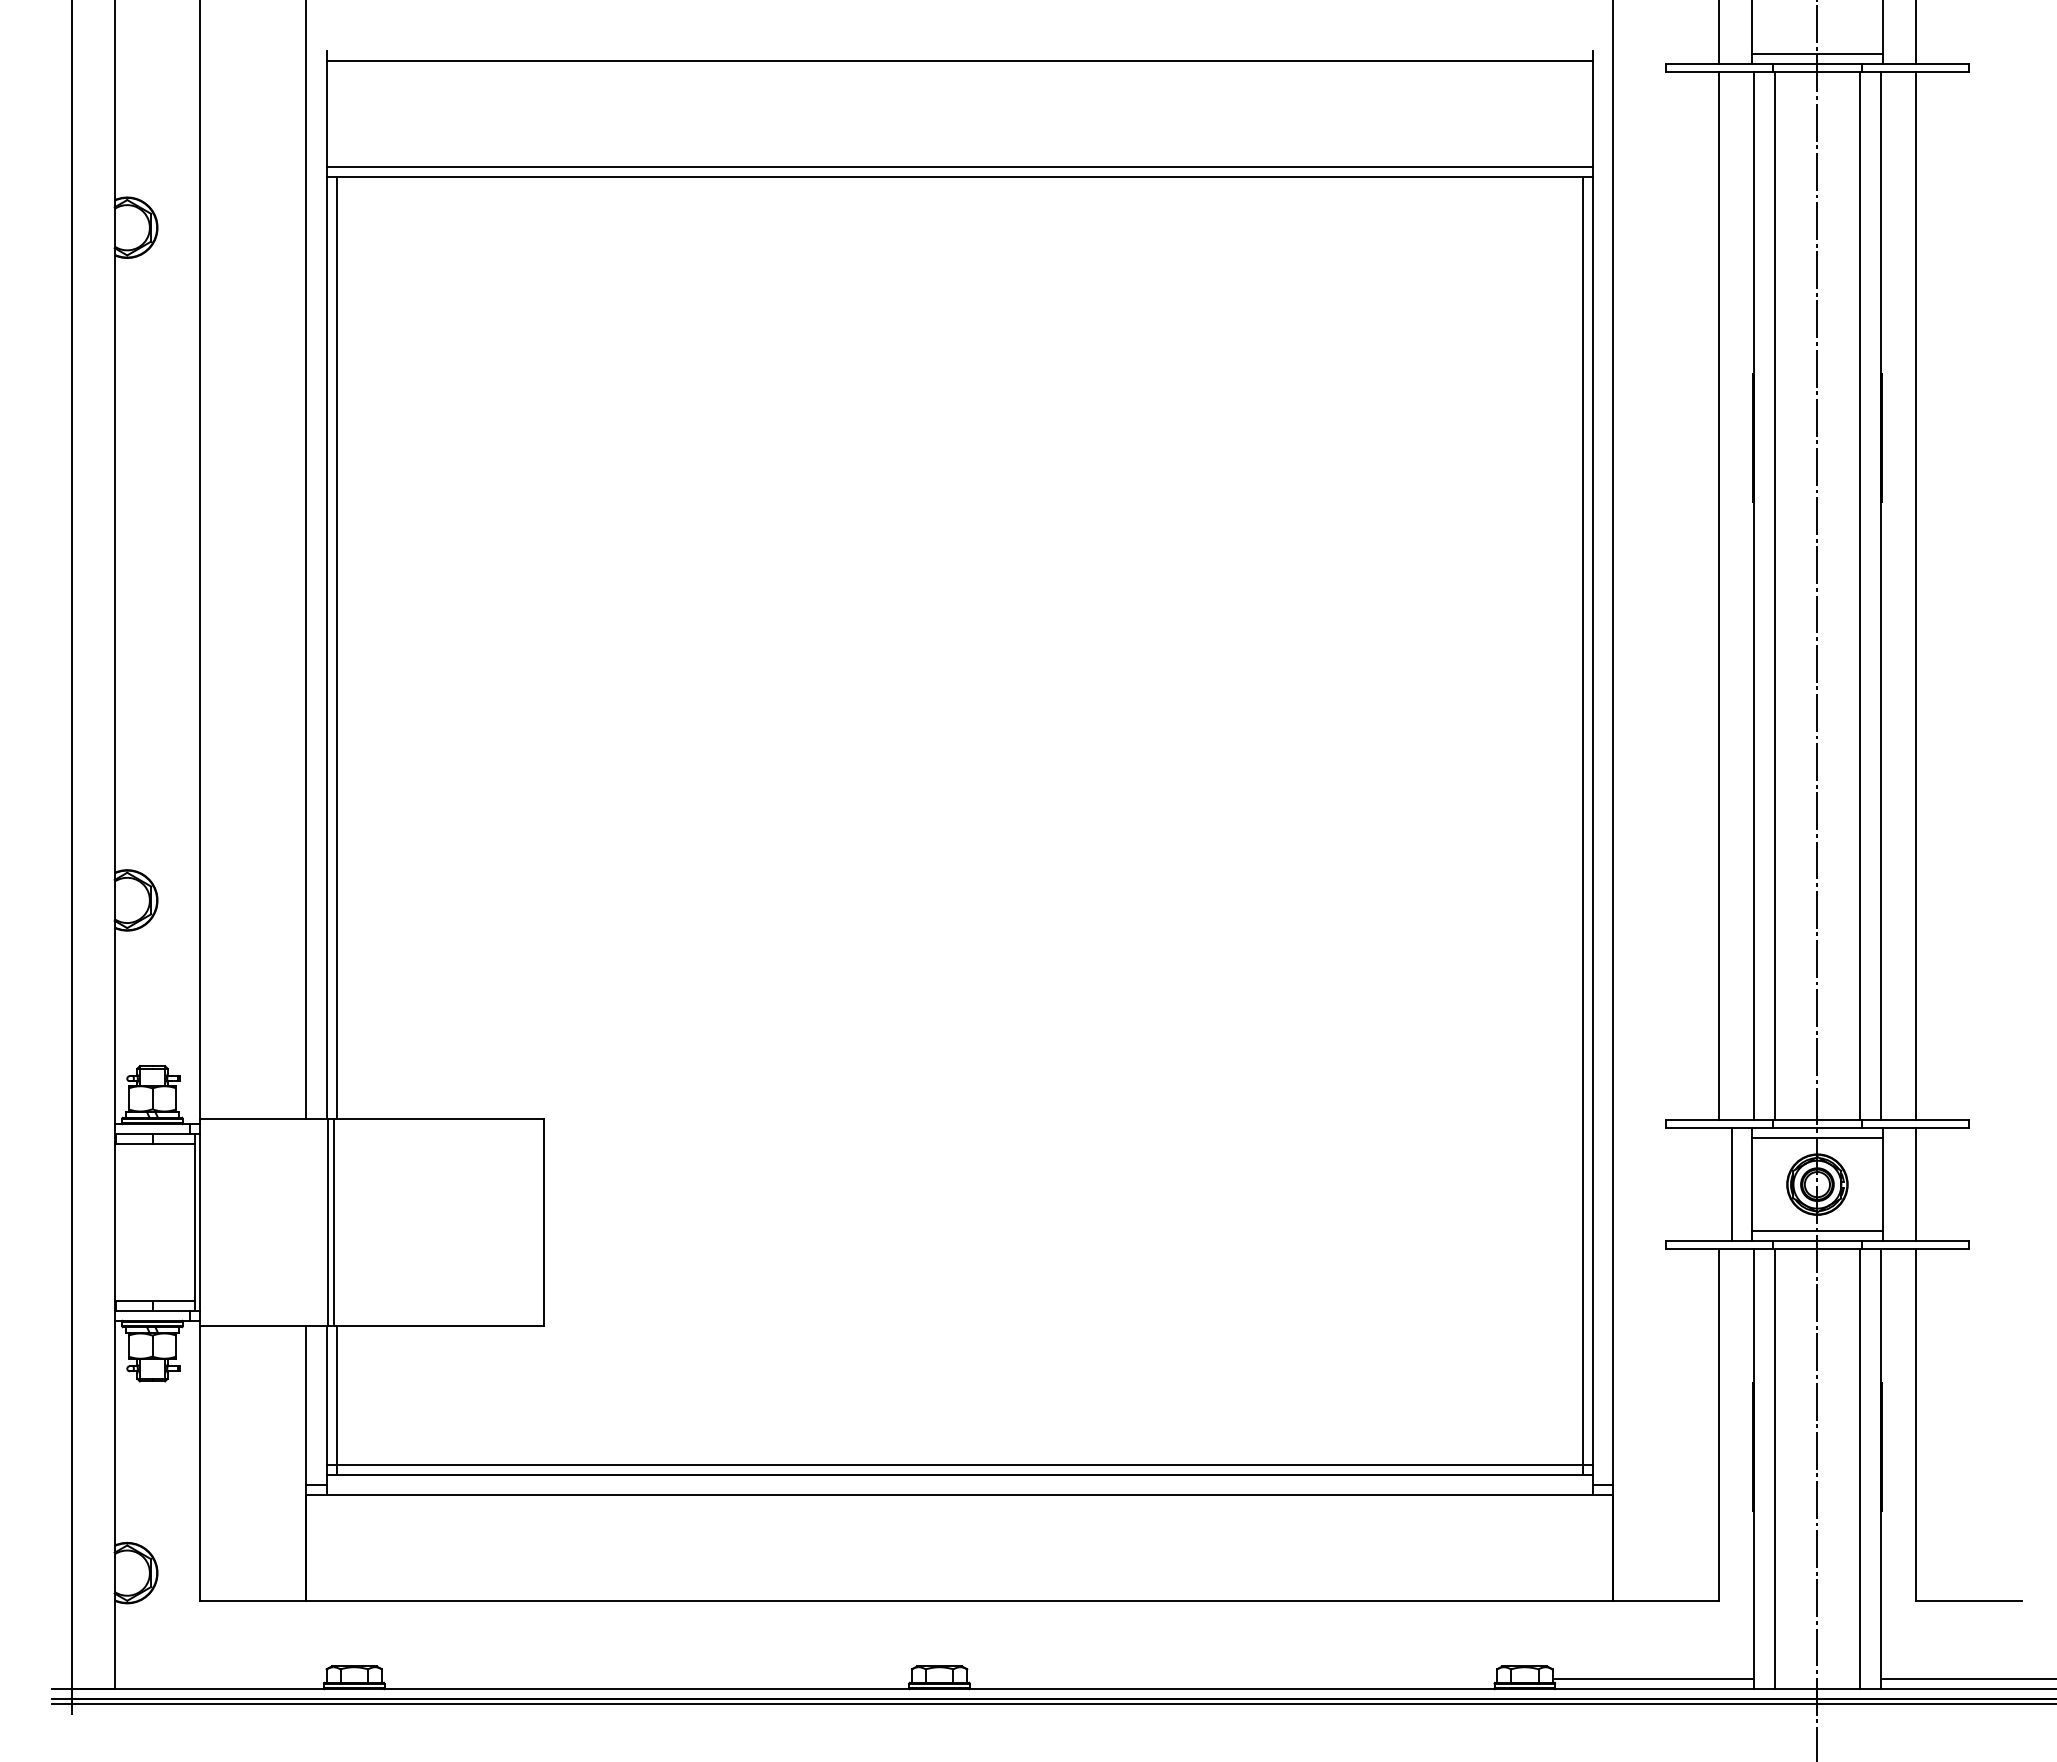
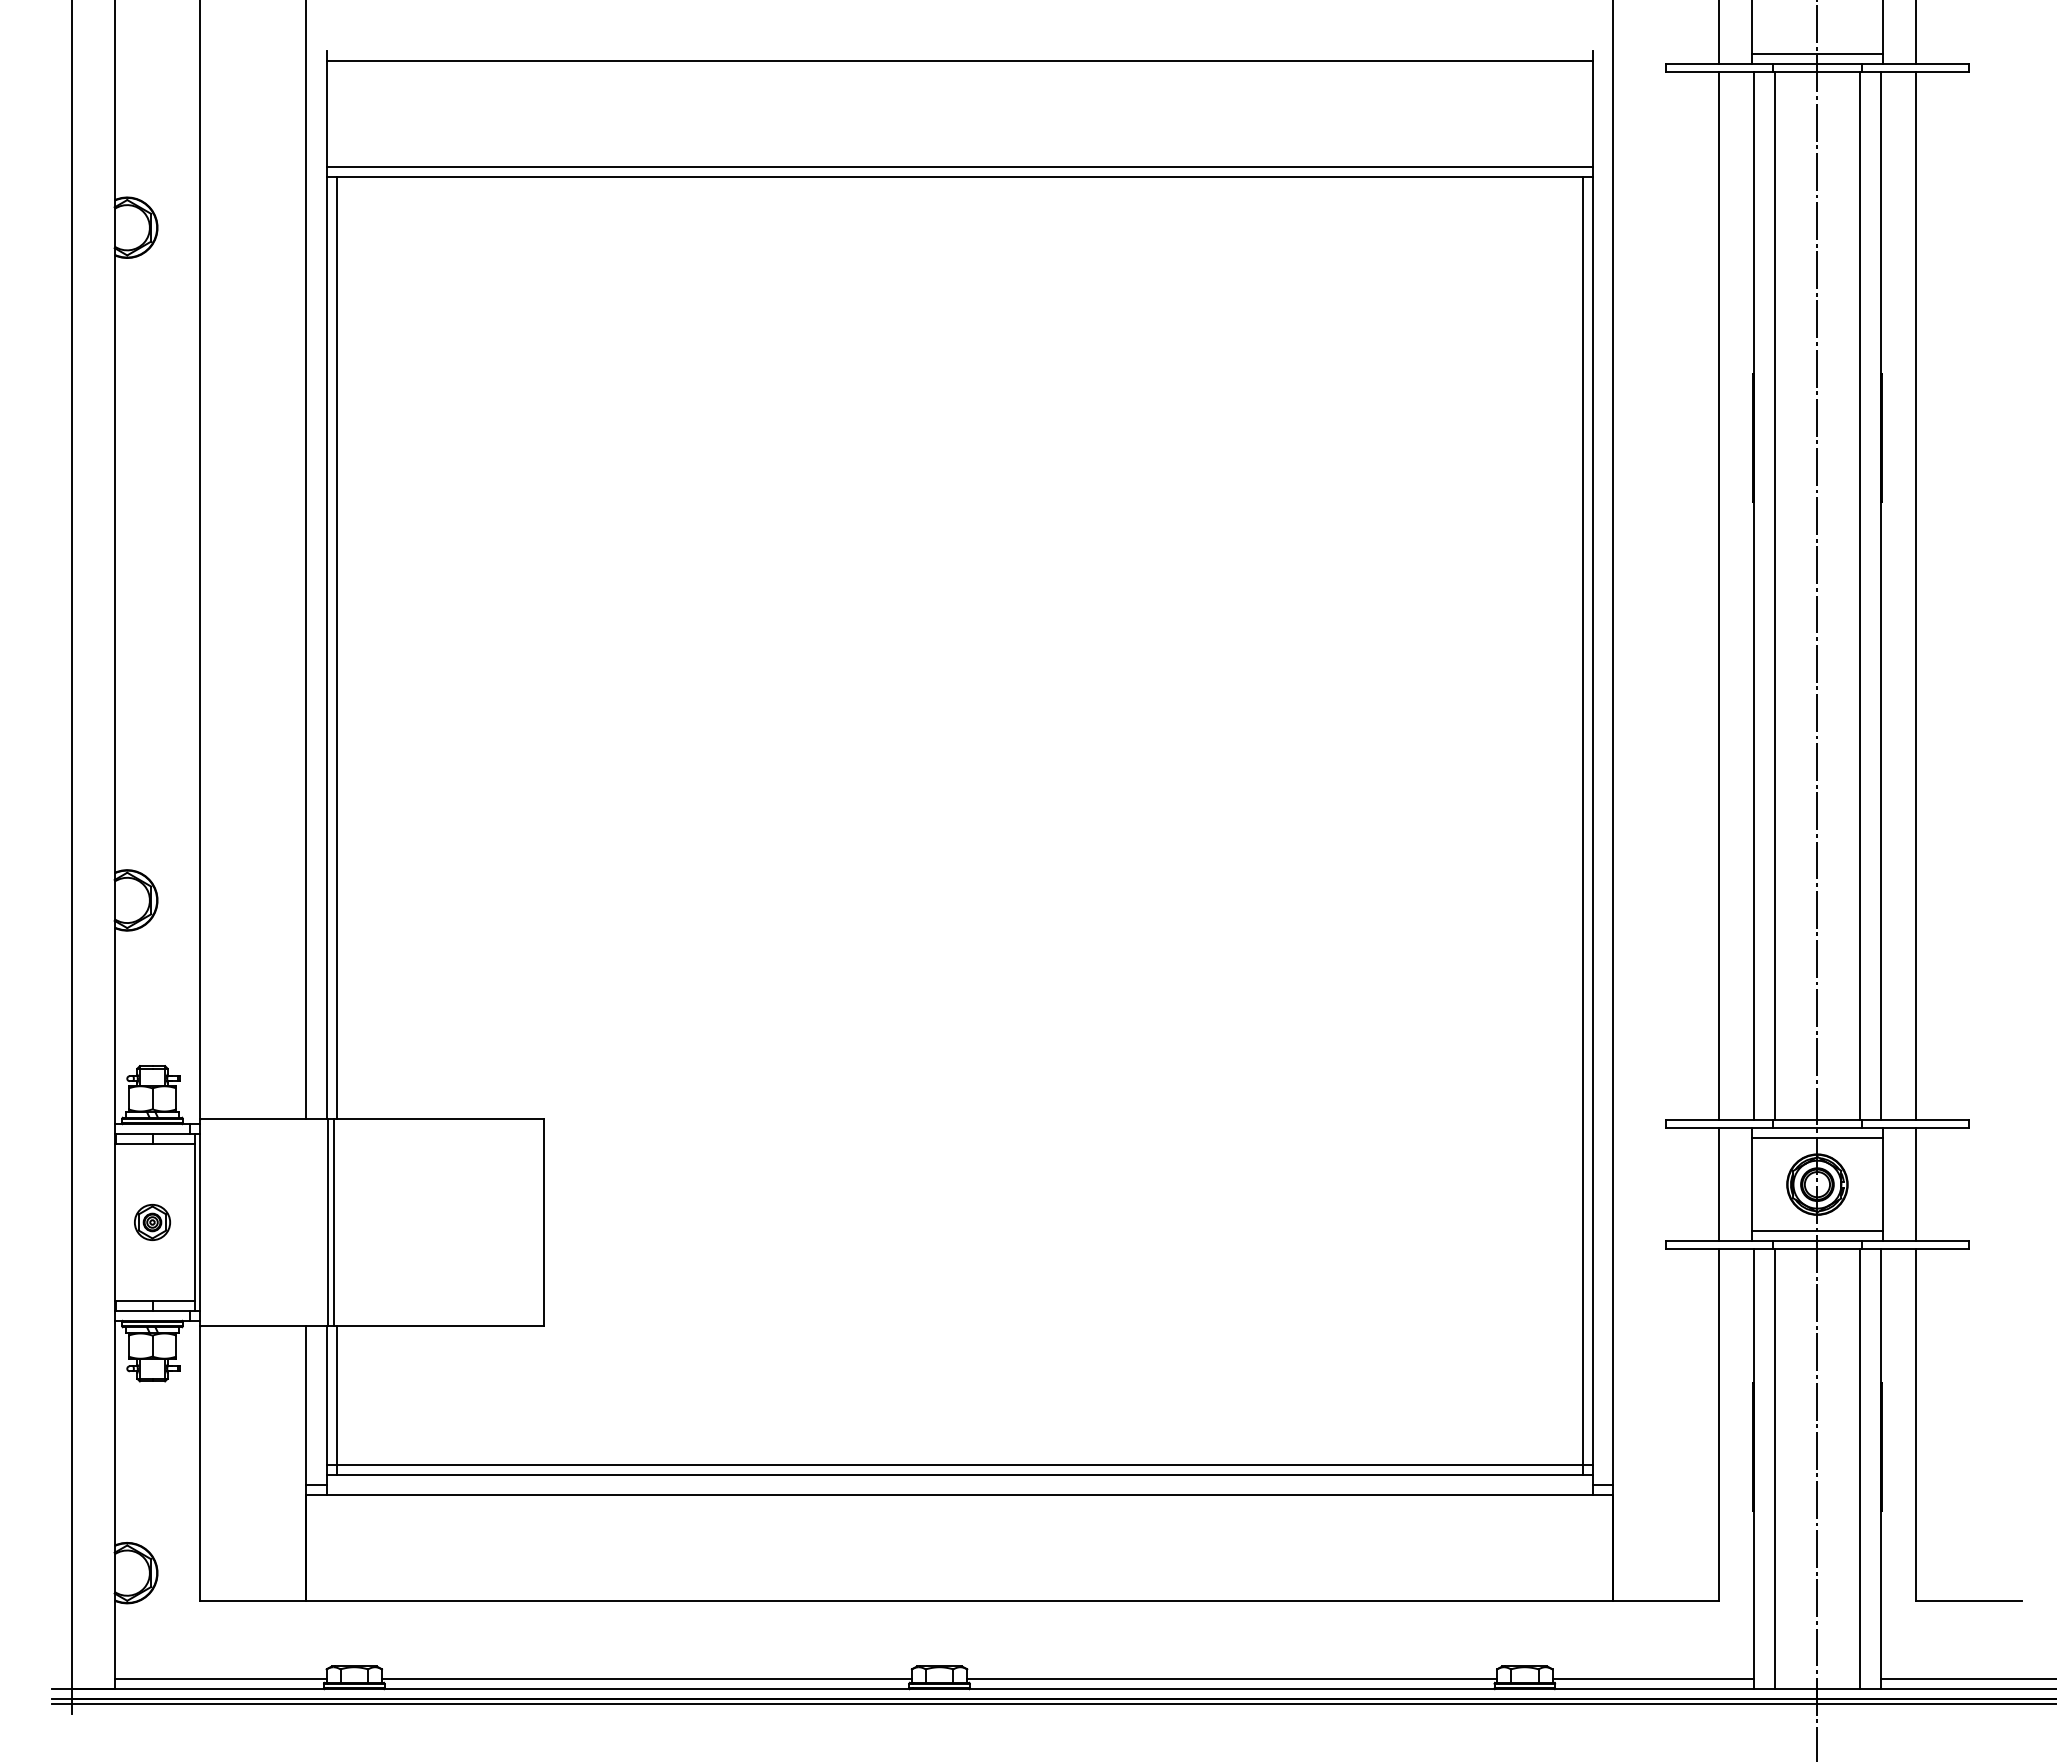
line position: (1732, 1184) -> (1719, 1184) (1719, 1184)
part: none -> present (152, 1222)
line: none -> present (220, 1679)
line: none -> present (646, 1679)
line: none -> present (1232, 1679)
